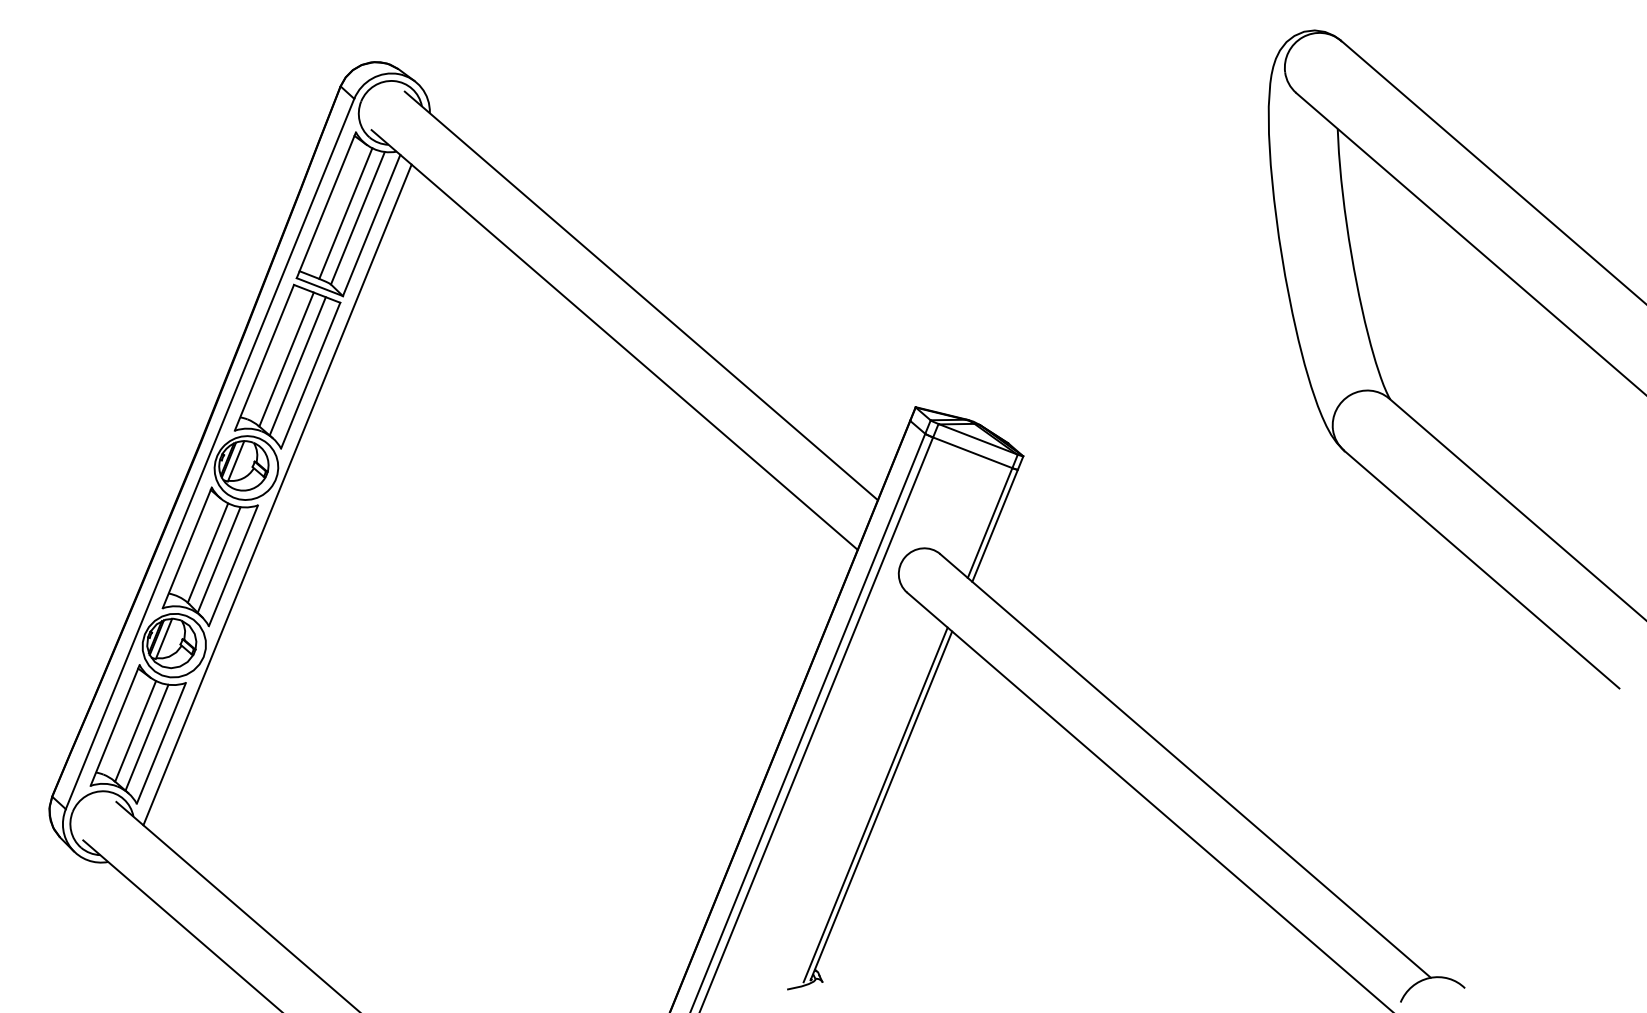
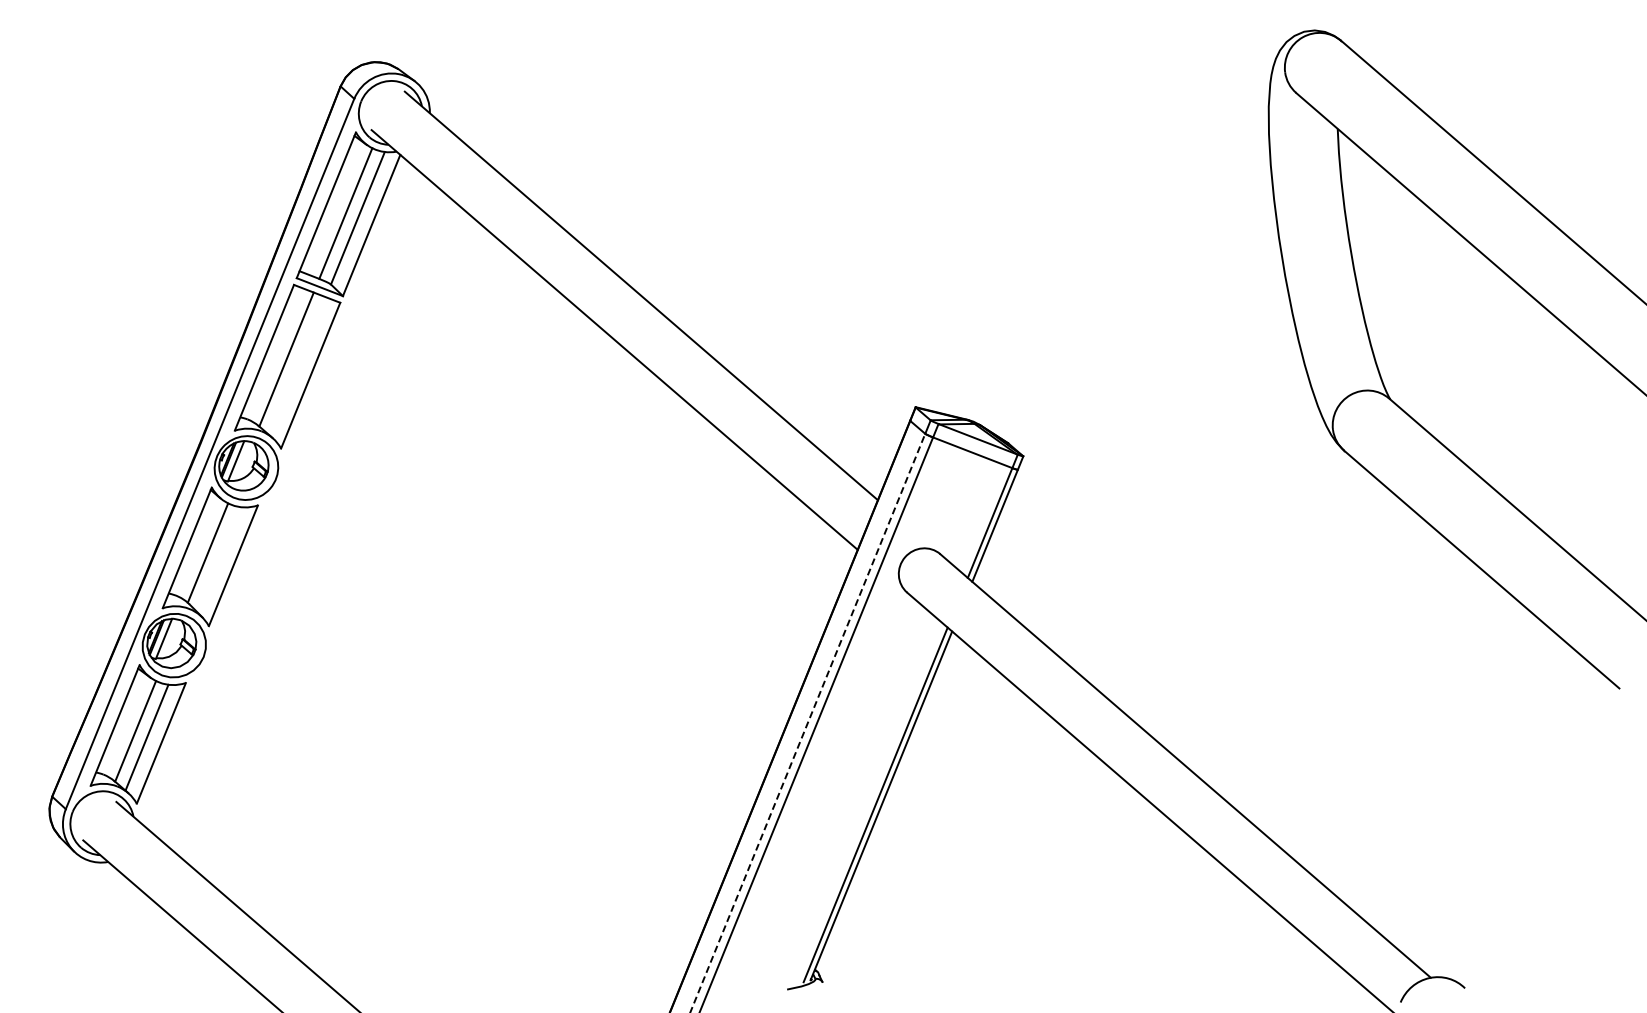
line: present -> none (297, 366)
line: present -> none (277, 494)
line: present -> none (218, 559)
line: solid -> dashed (807, 722)
